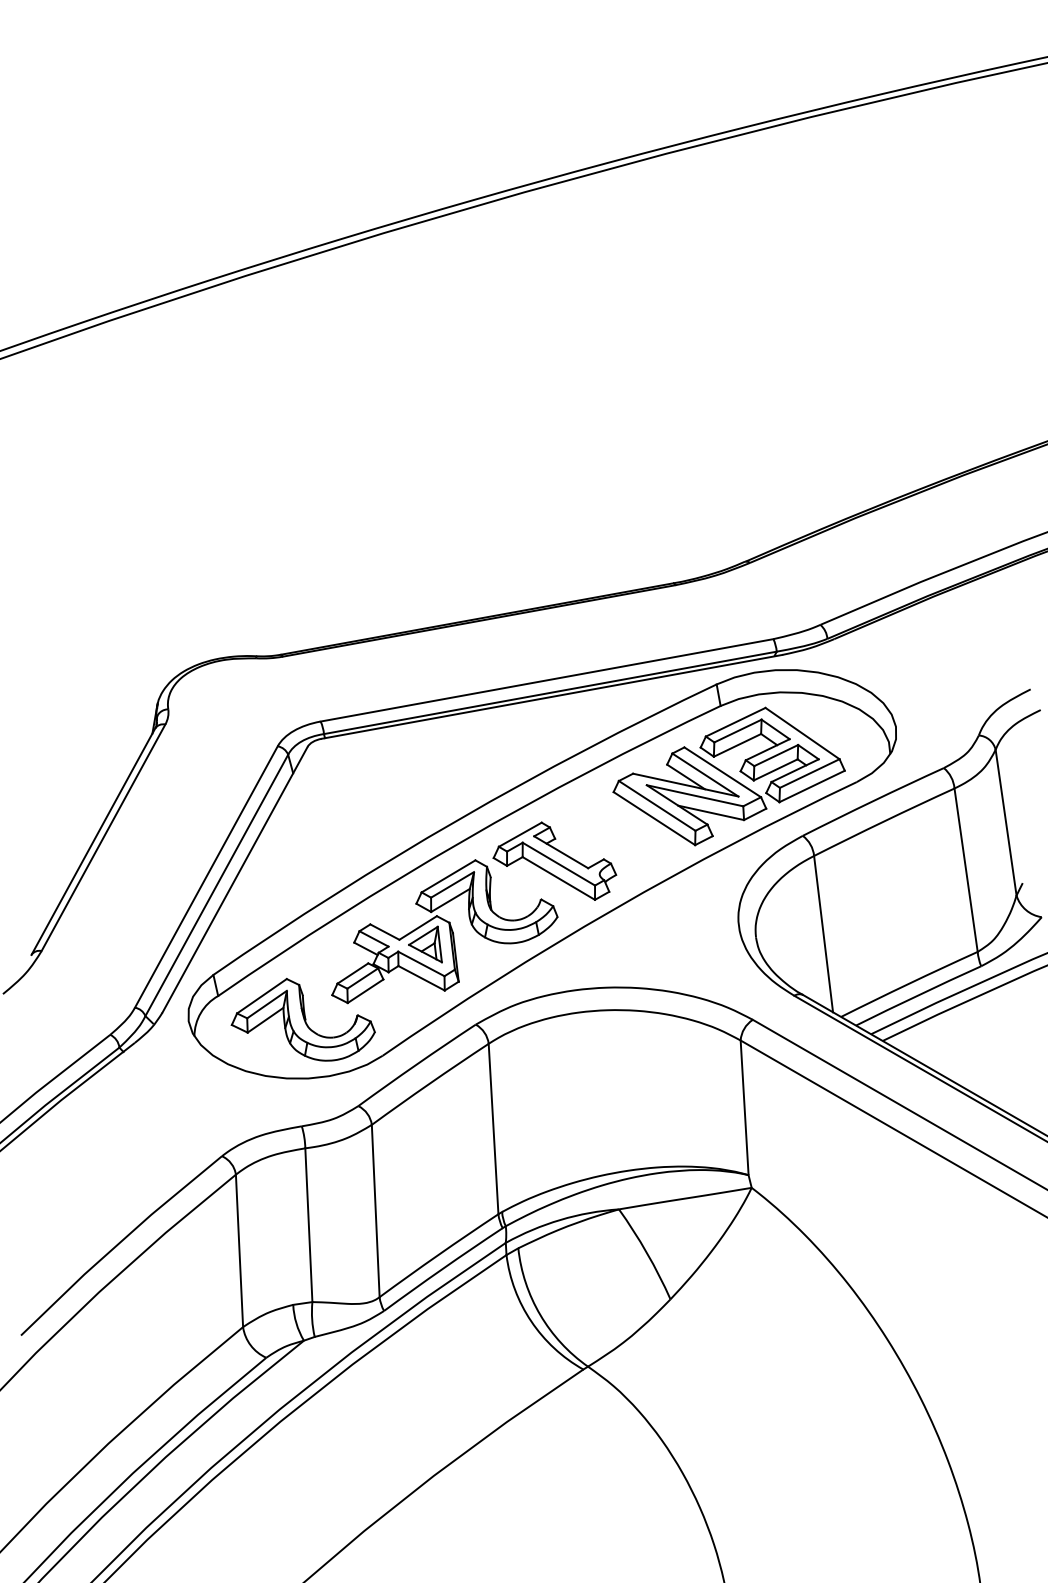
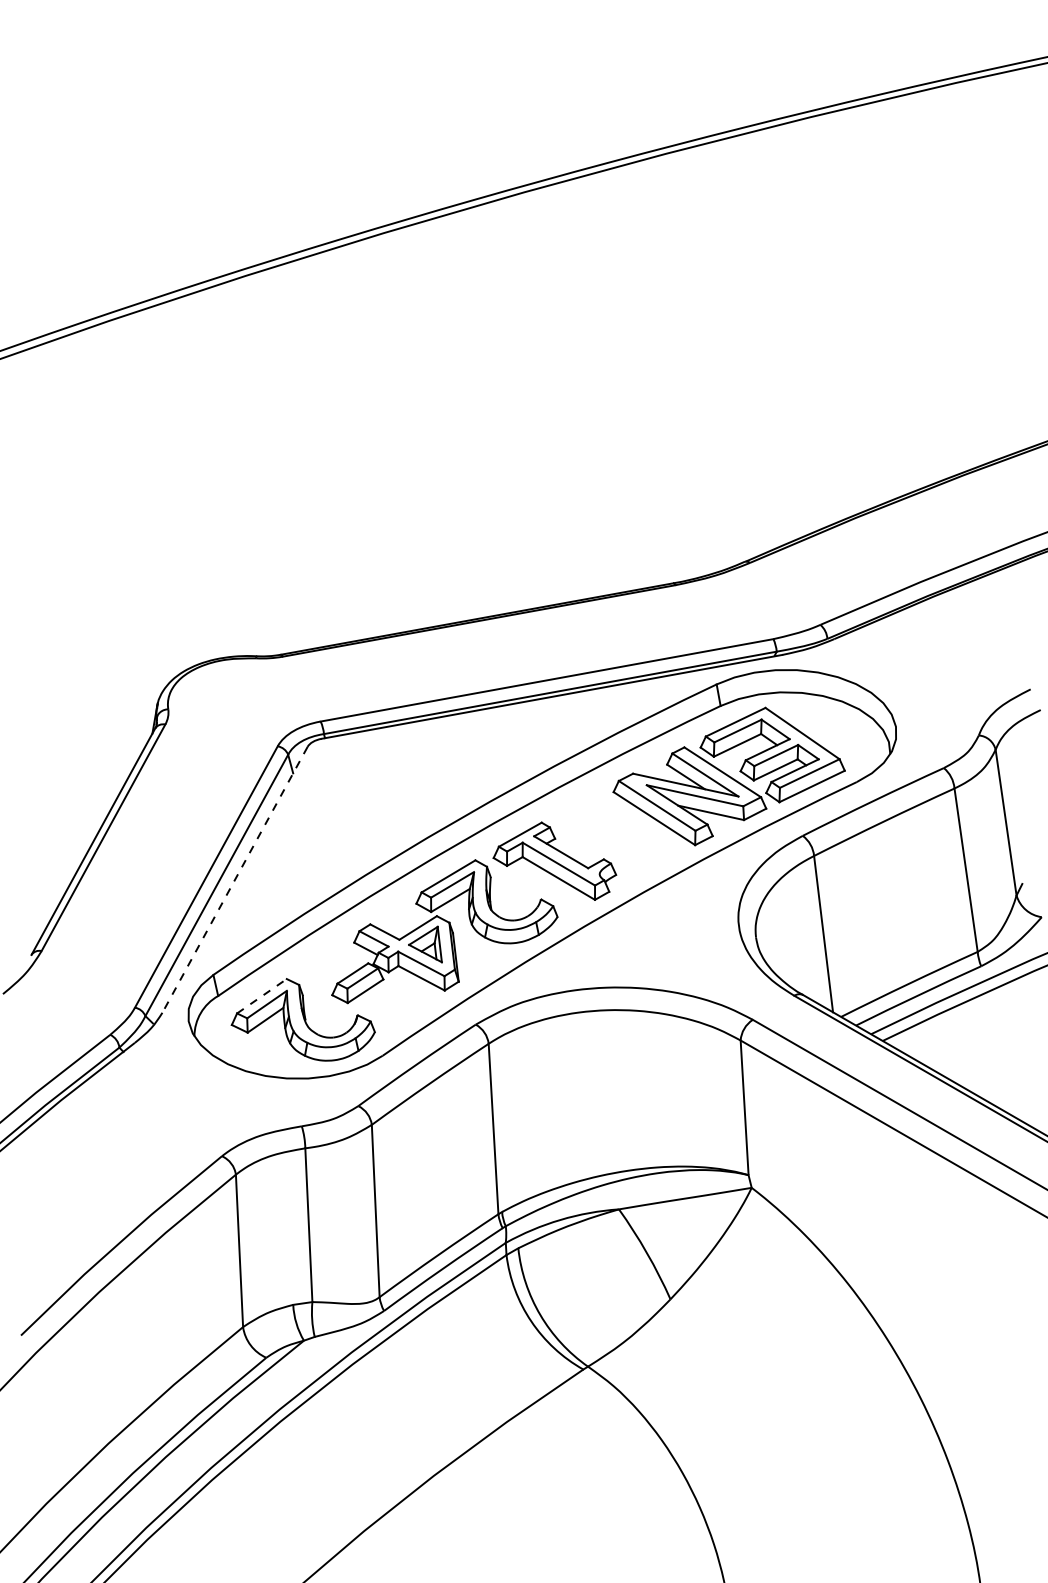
line: solid -> dashed (234, 880)
line: solid -> dashed (262, 995)
